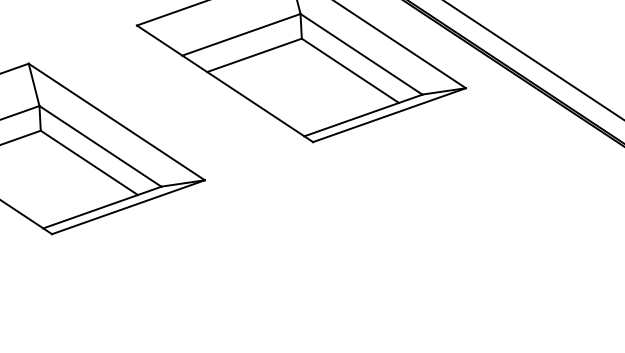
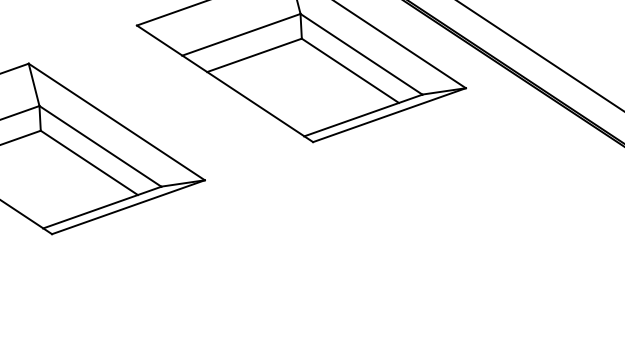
line position: (533, 60) -> (540, 55) (540, 55)
